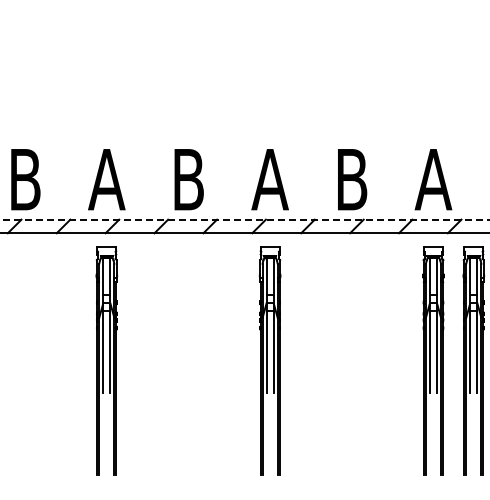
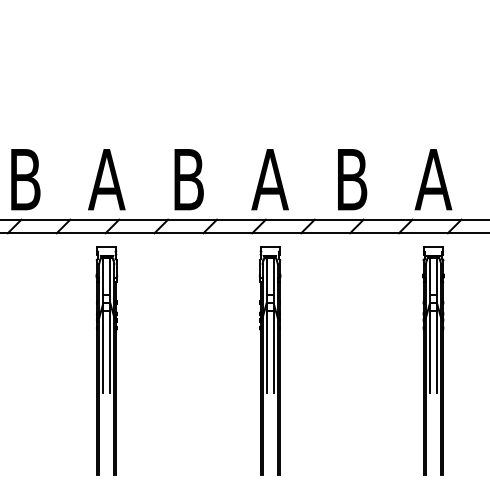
line: dashed -> solid (245, 219)
part: present -> none (473, 360)
